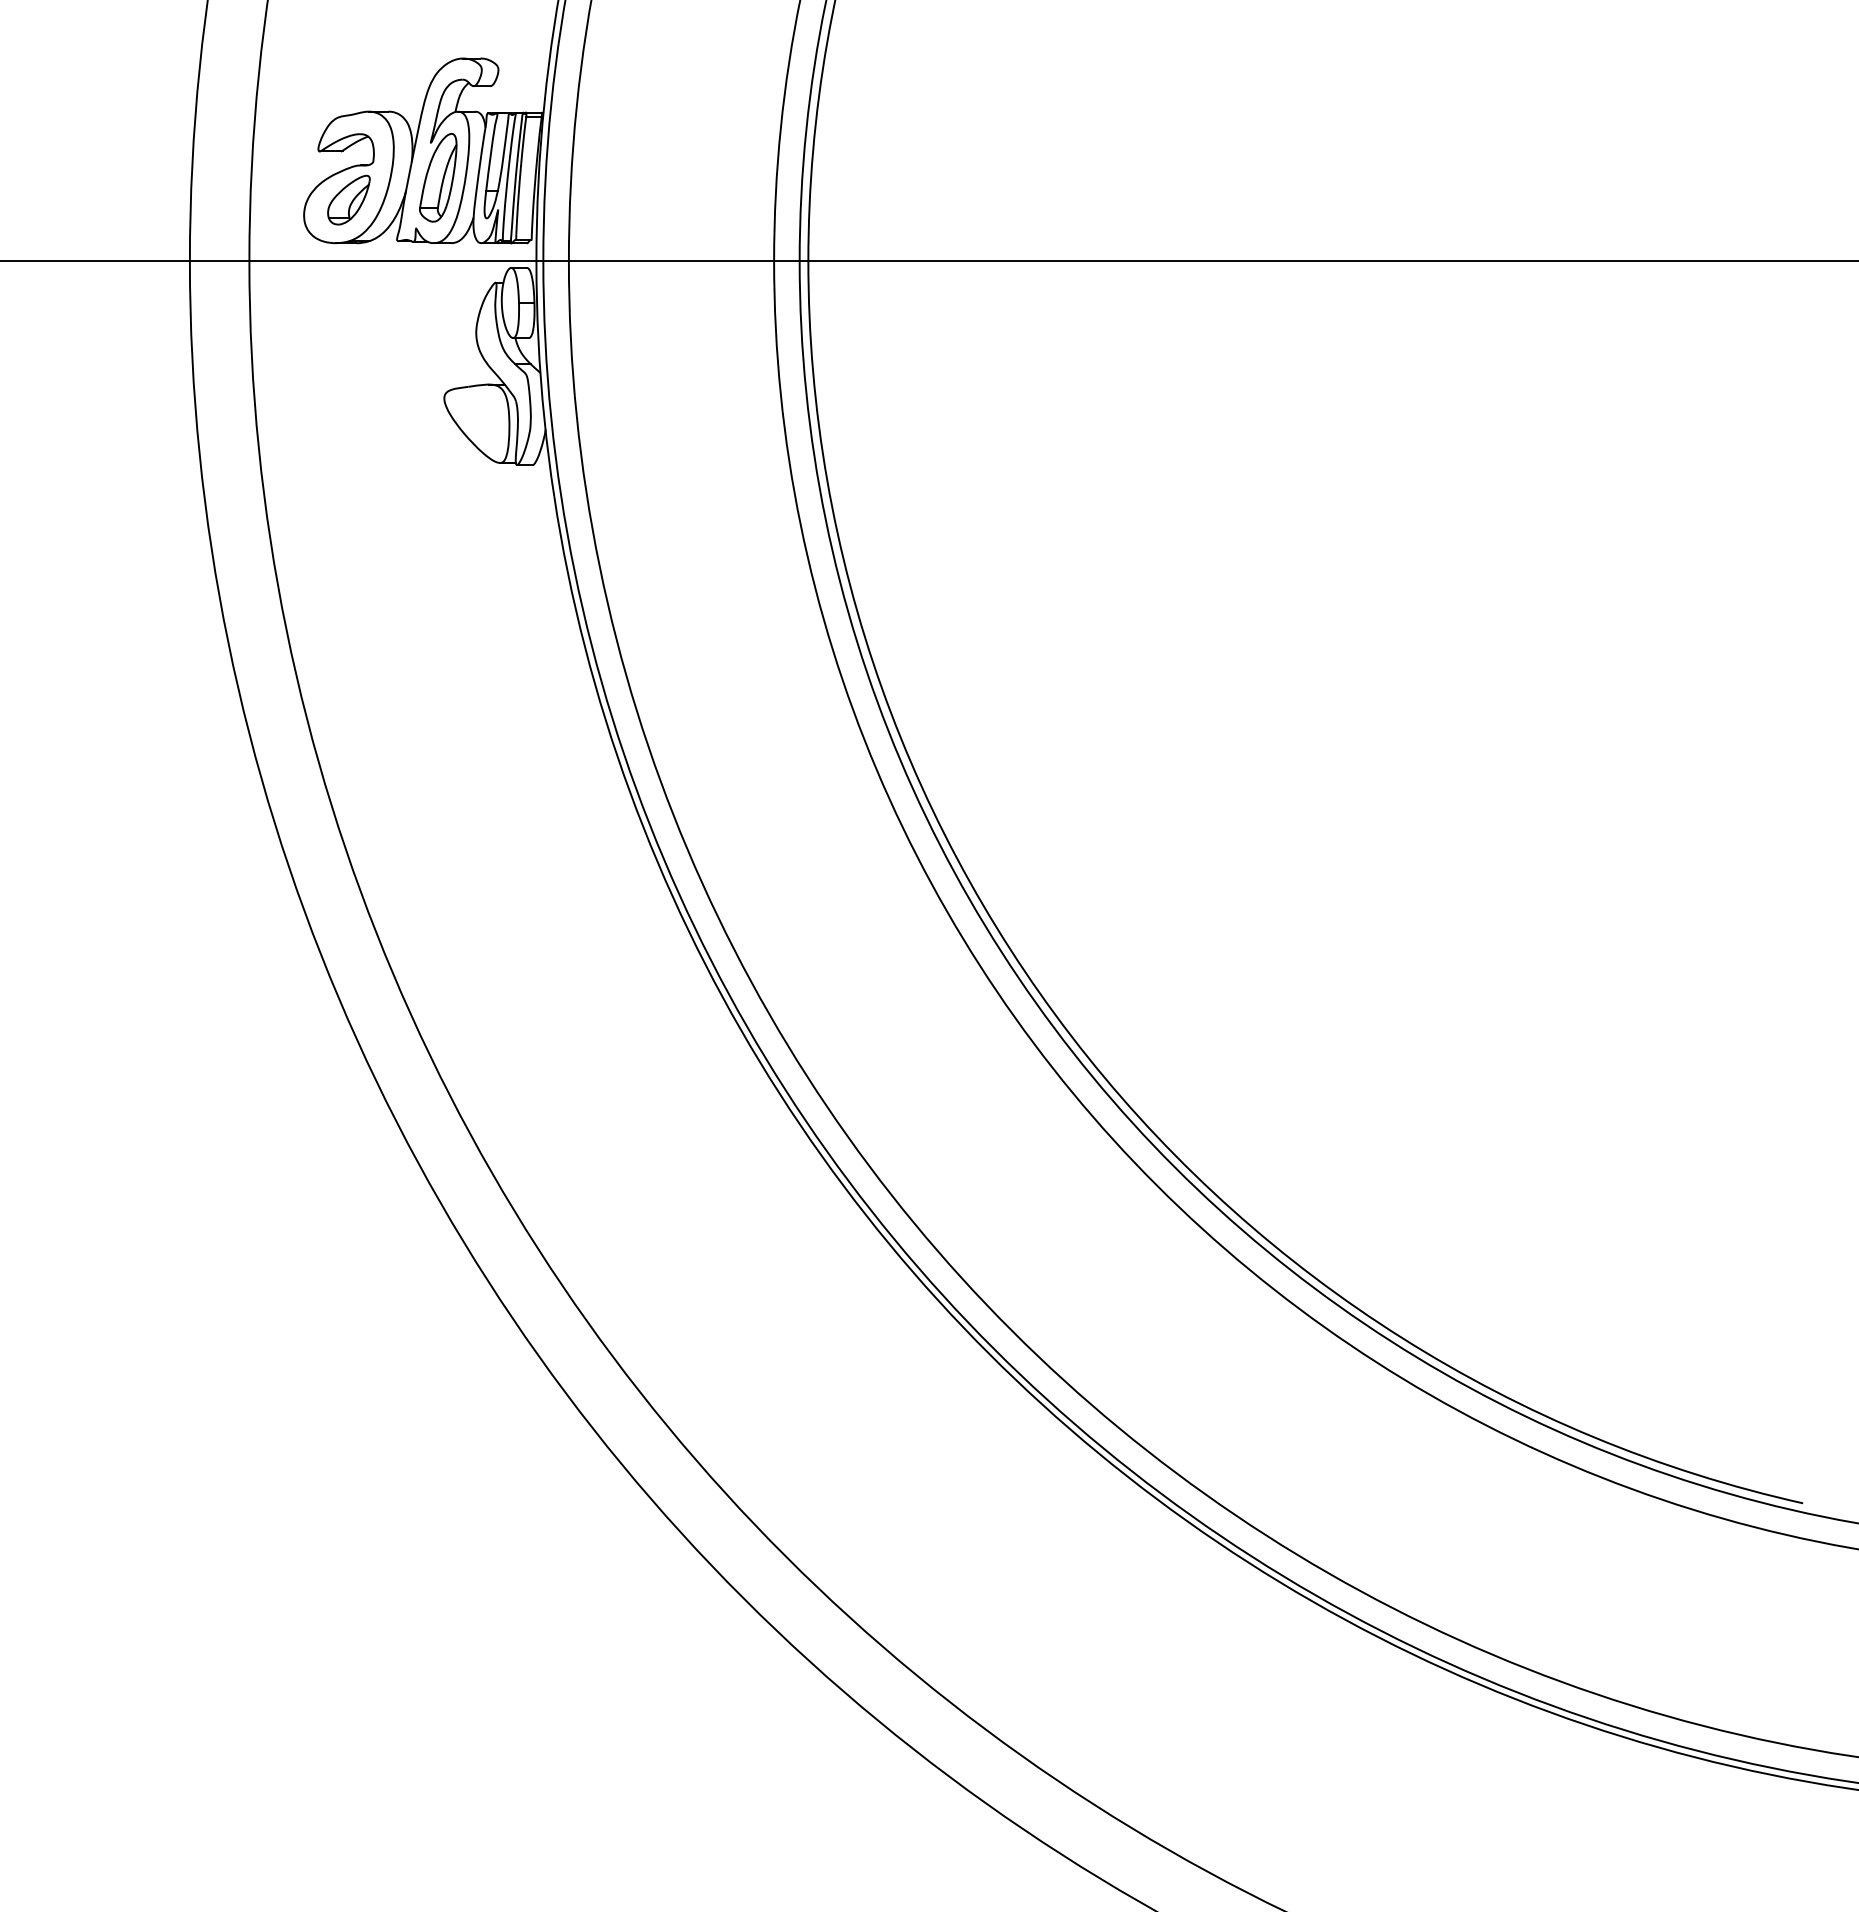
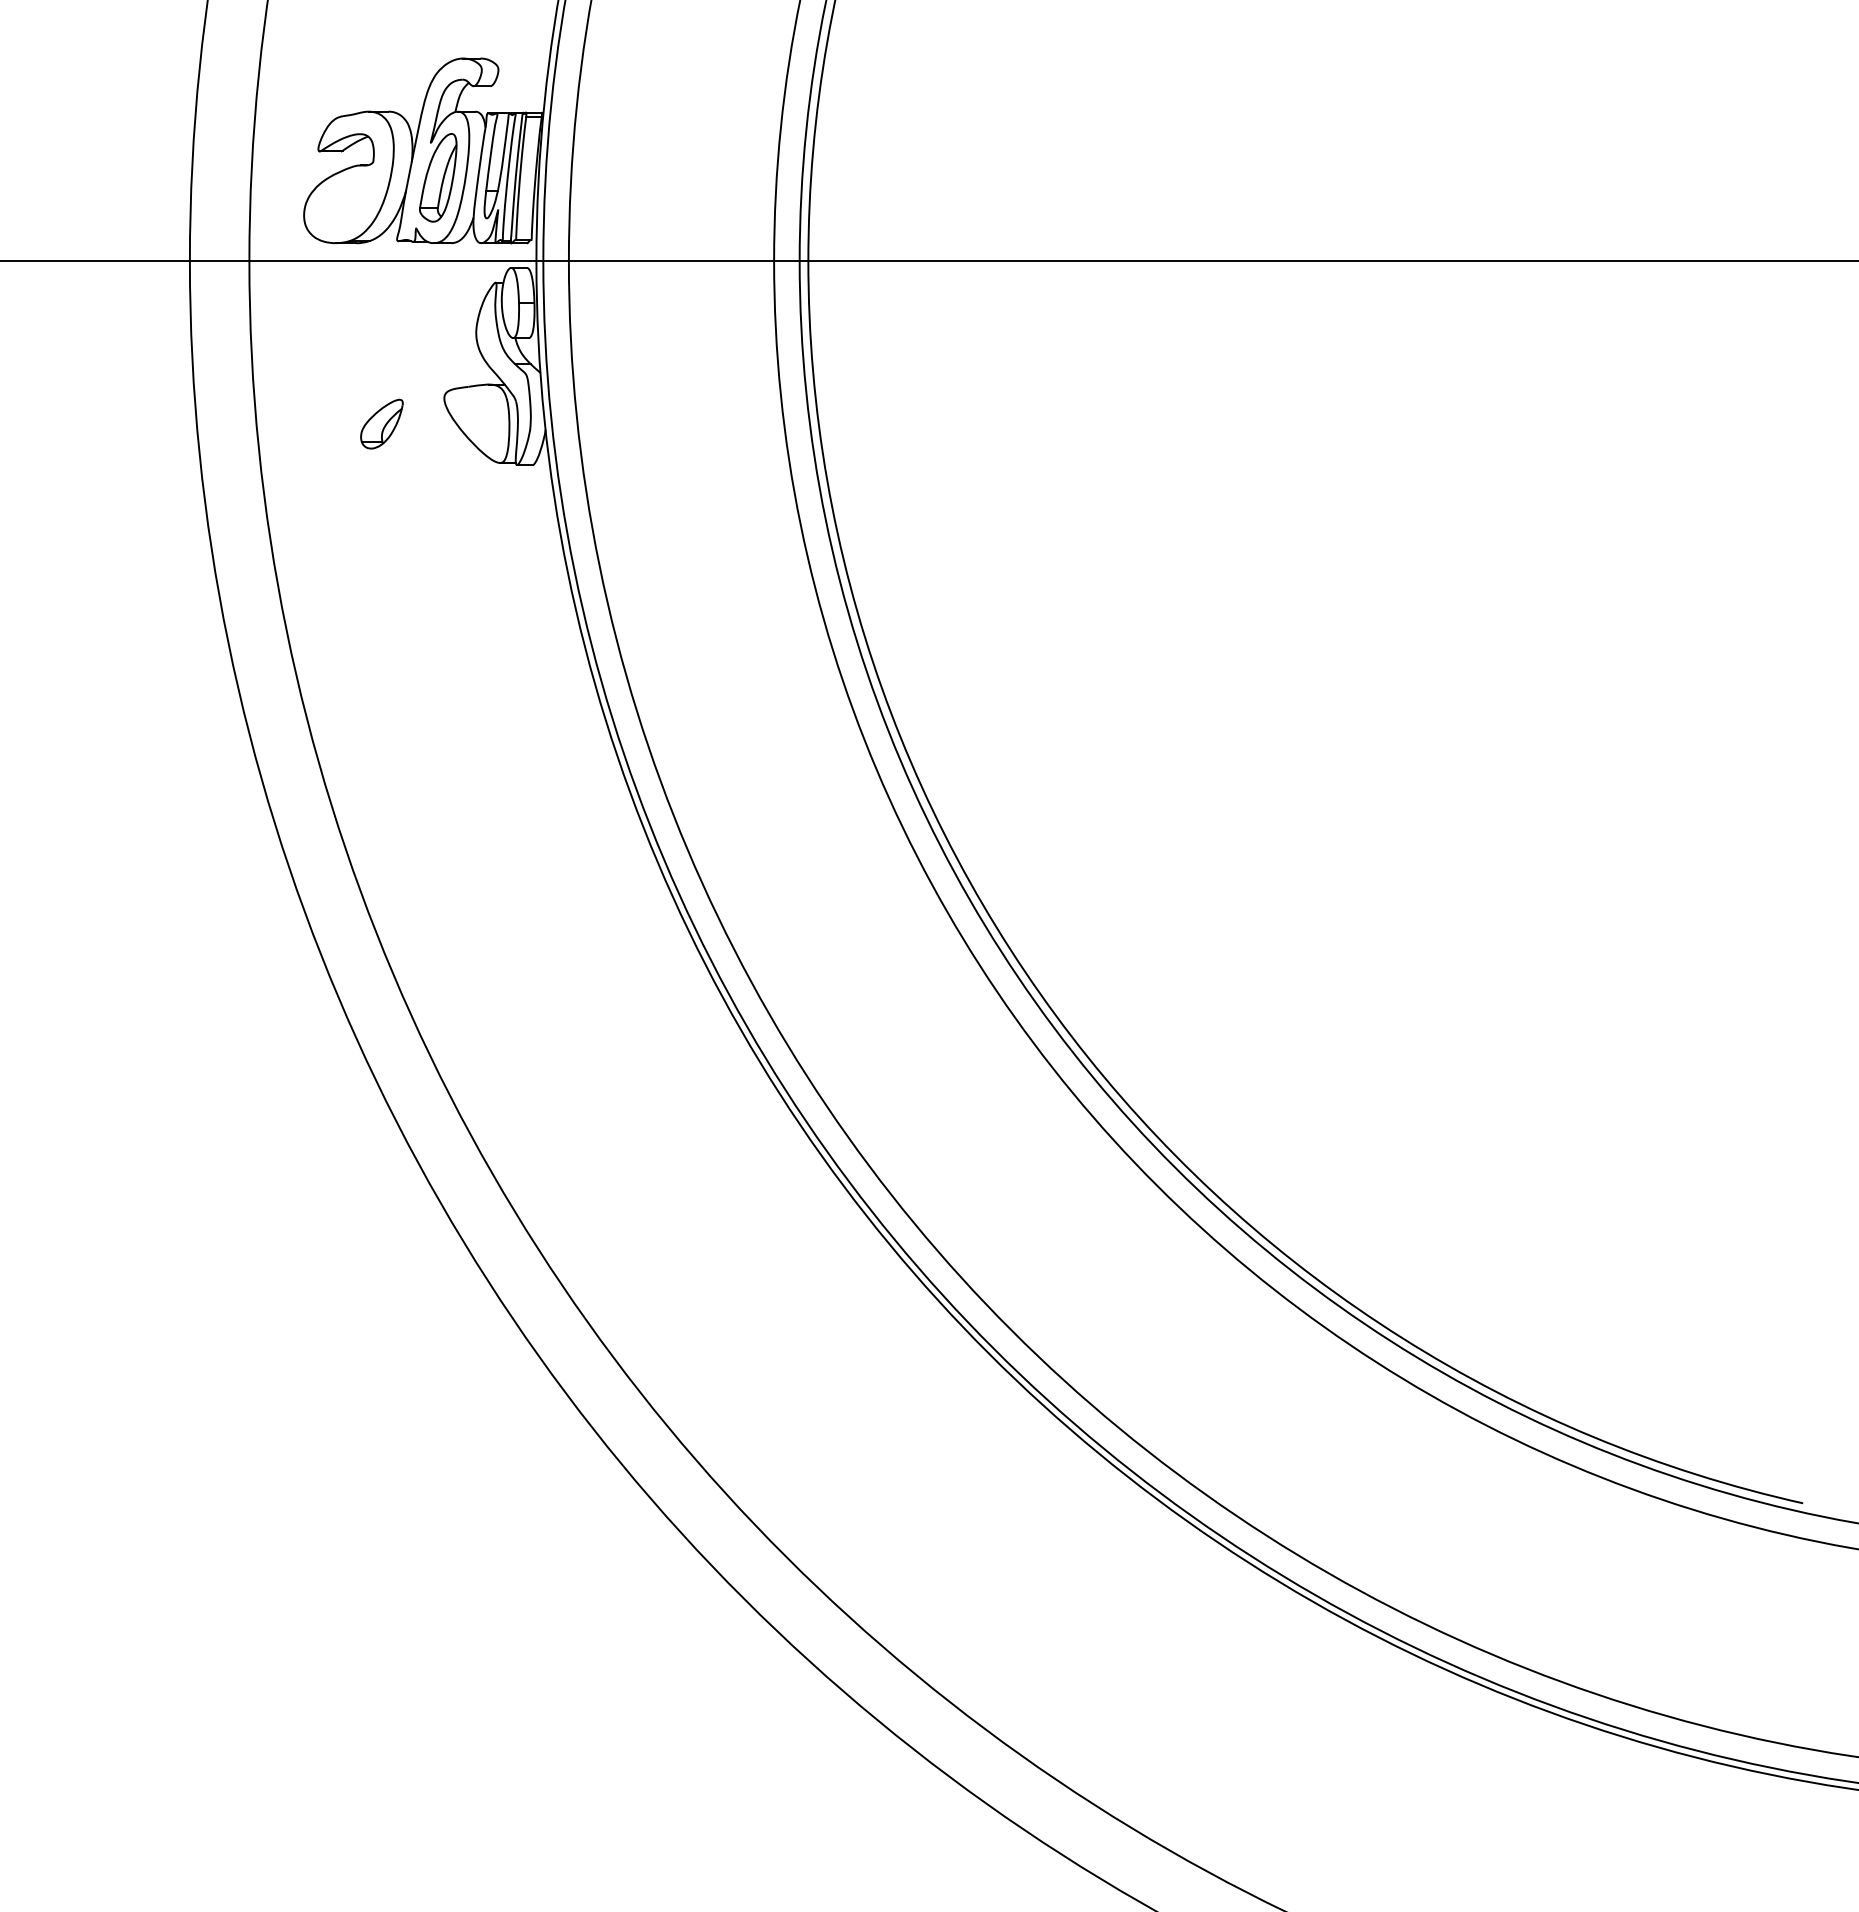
part position: (348, 199) -> (381, 423) (381, 423)
